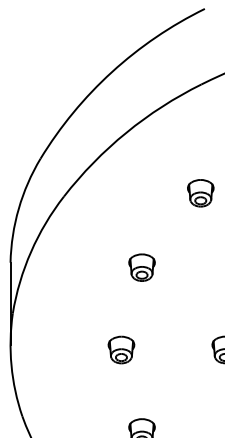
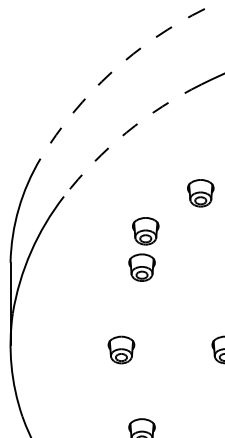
arc: solid -> dashed (112, 72)
arc: solid -> dashed (126, 132)
part: none -> present (145, 231)
